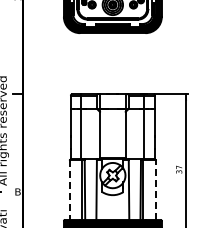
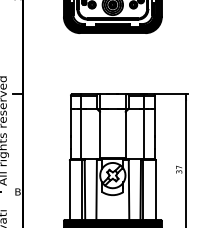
line: dashed -> solid (70, 189)
line: dashed -> solid (155, 189)
